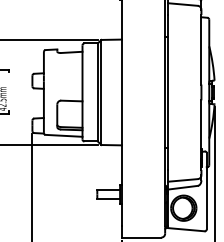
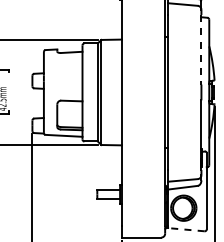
line: solid -> dashed (201, 49)
line: solid -> dashed (185, 229)
